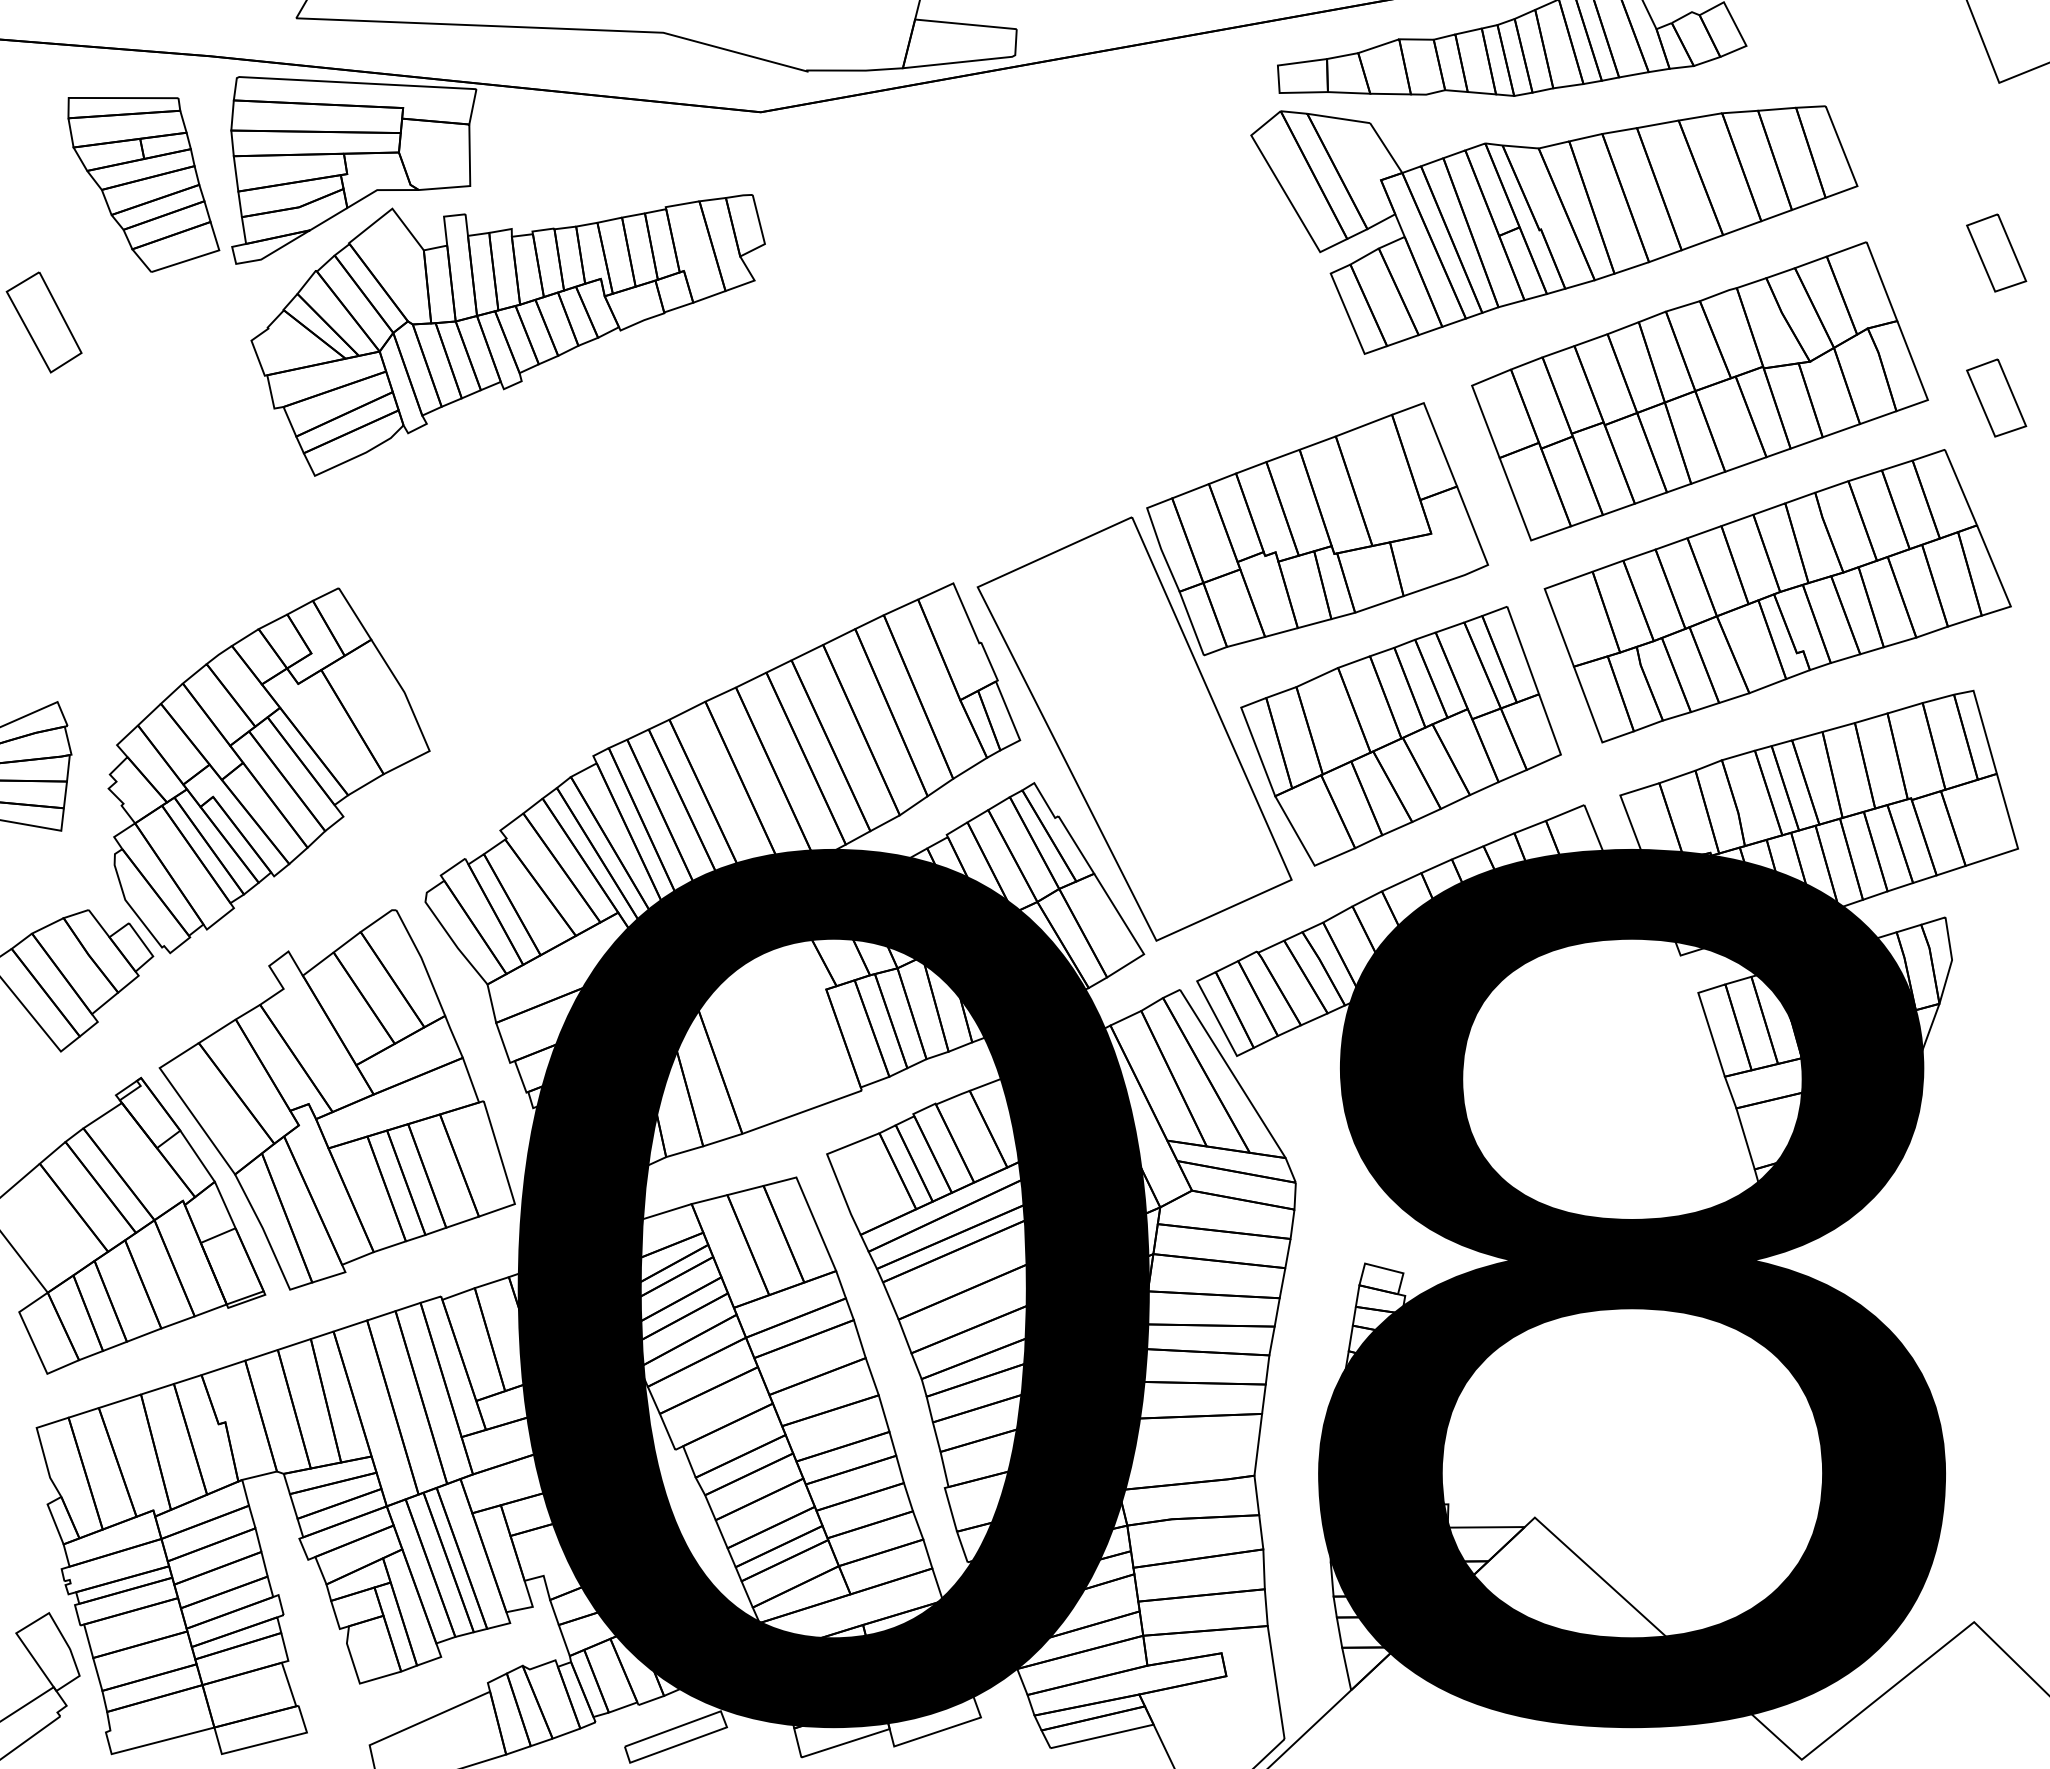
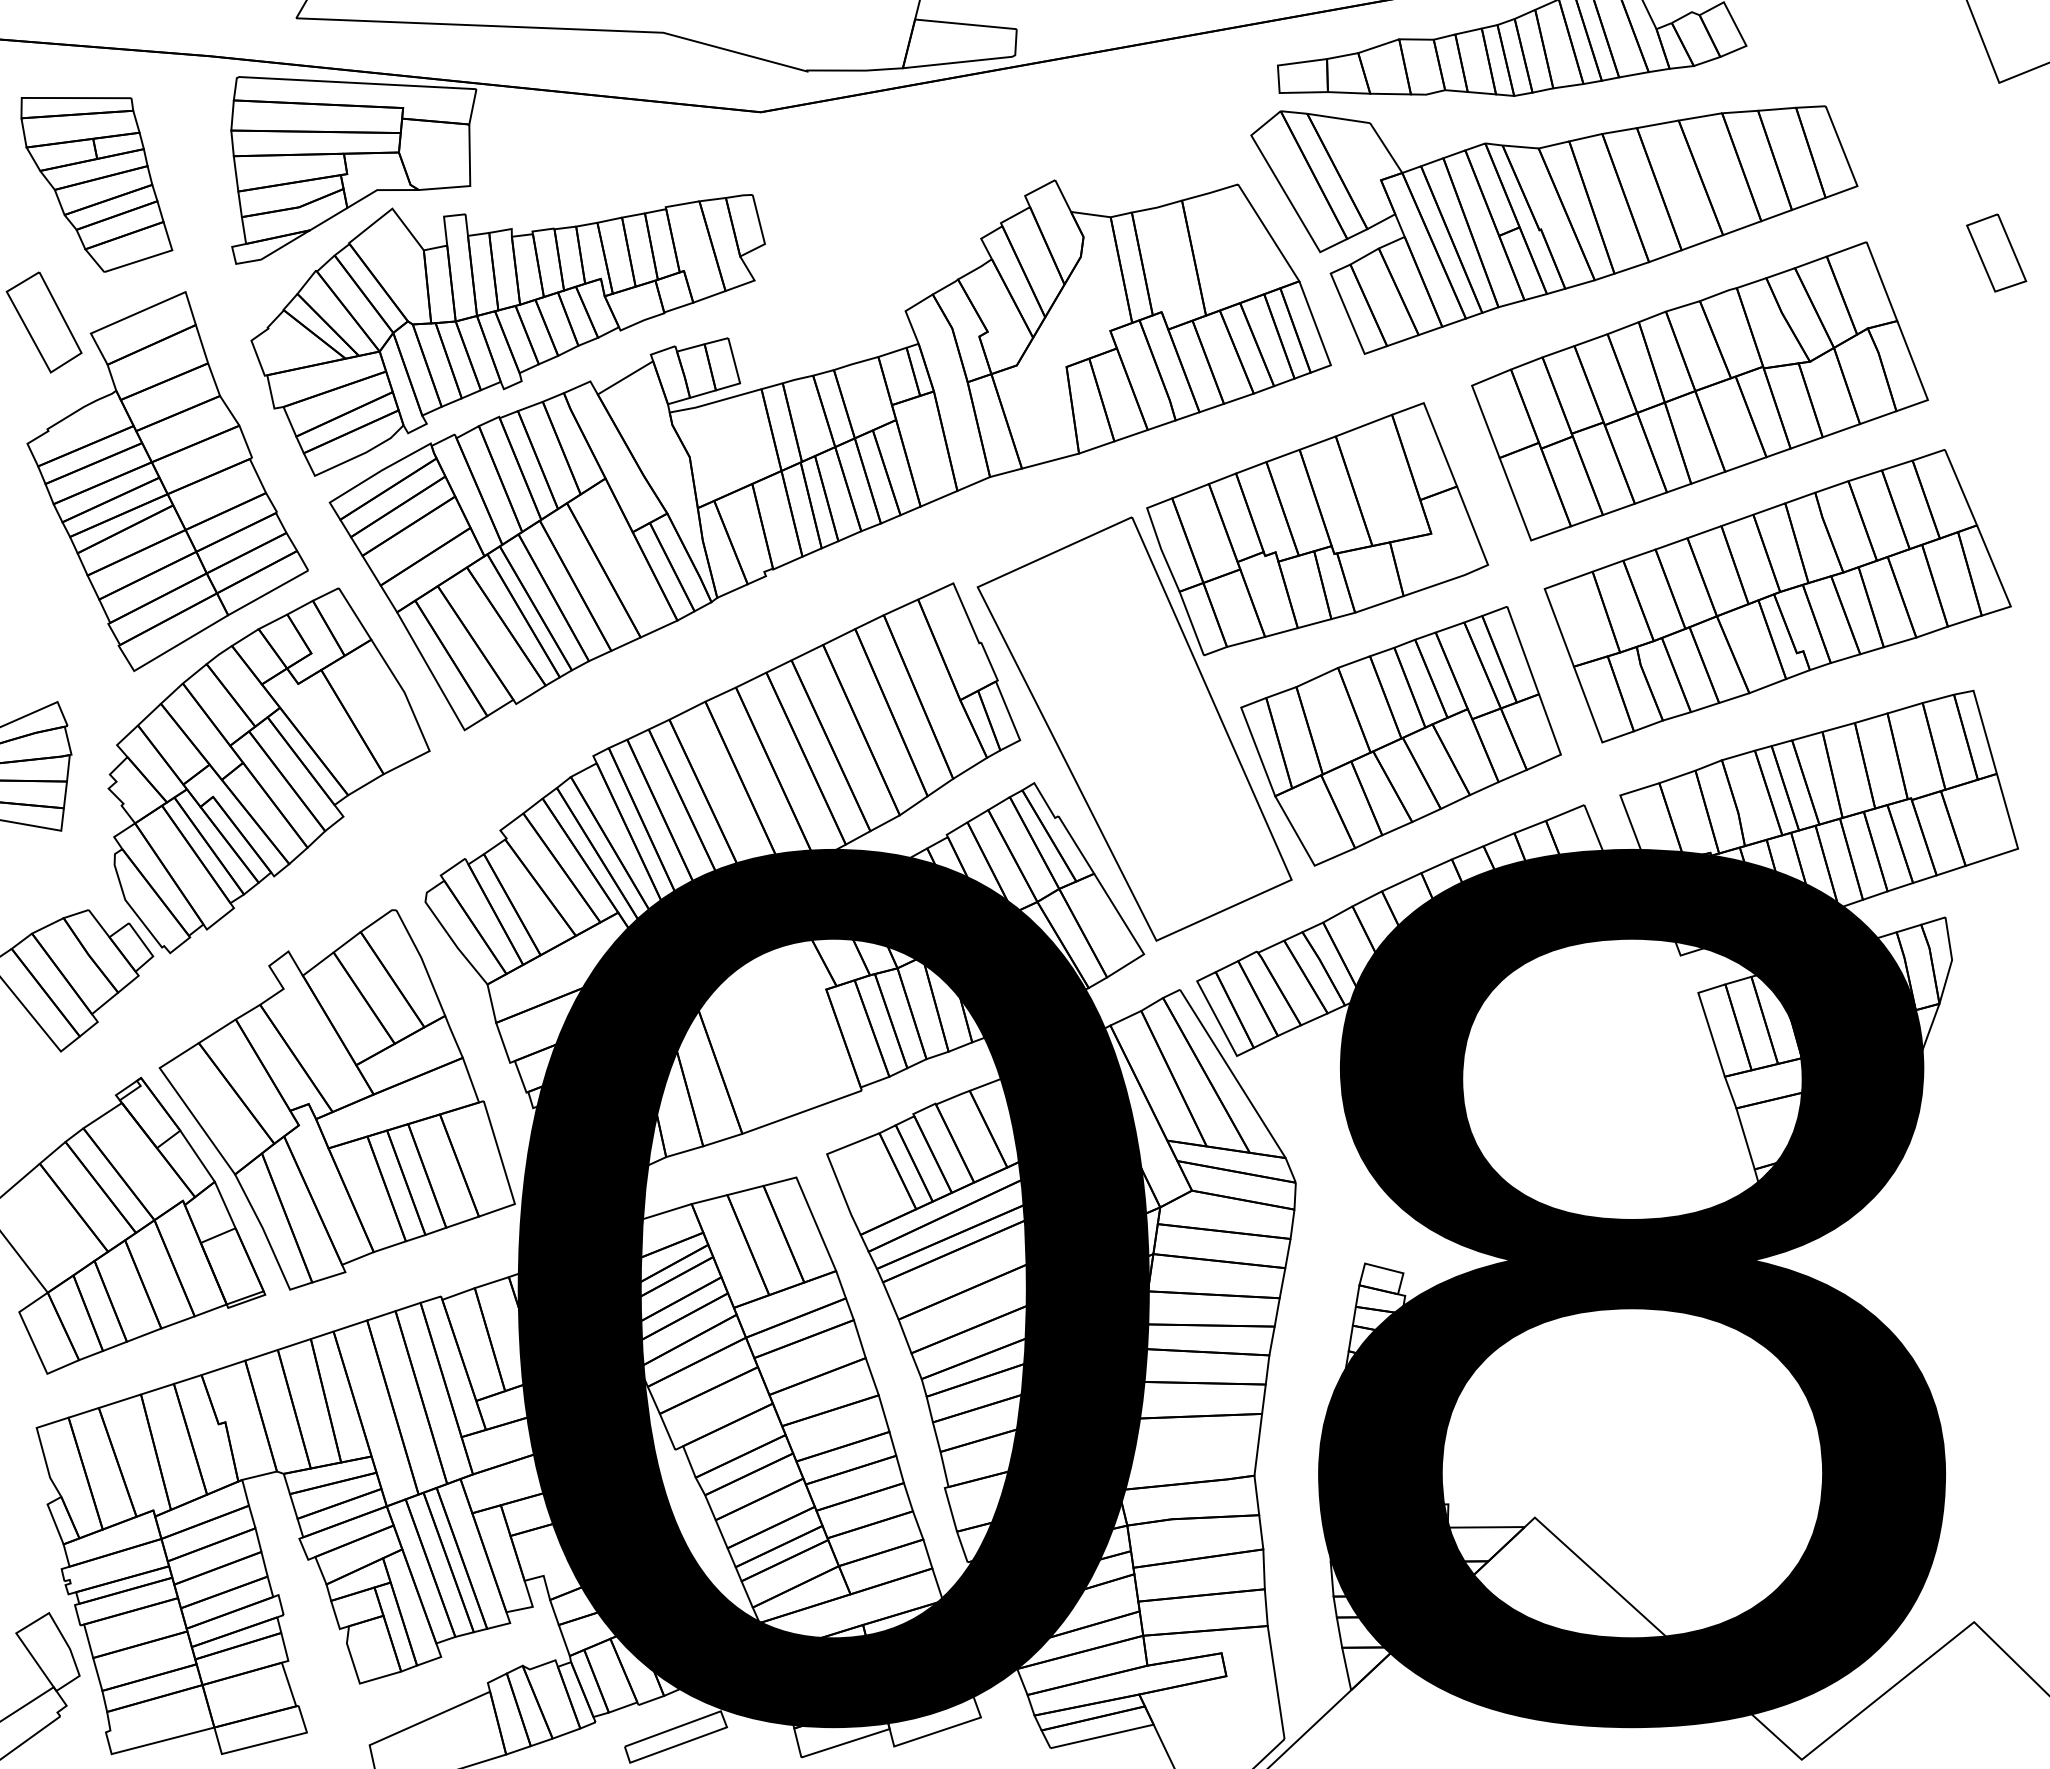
part position: (143, 184) -> (96, 184) (96, 184)
part: present -> none (1996, 397)
part: none -> present (829, 455)
part: none -> present (167, 481)
